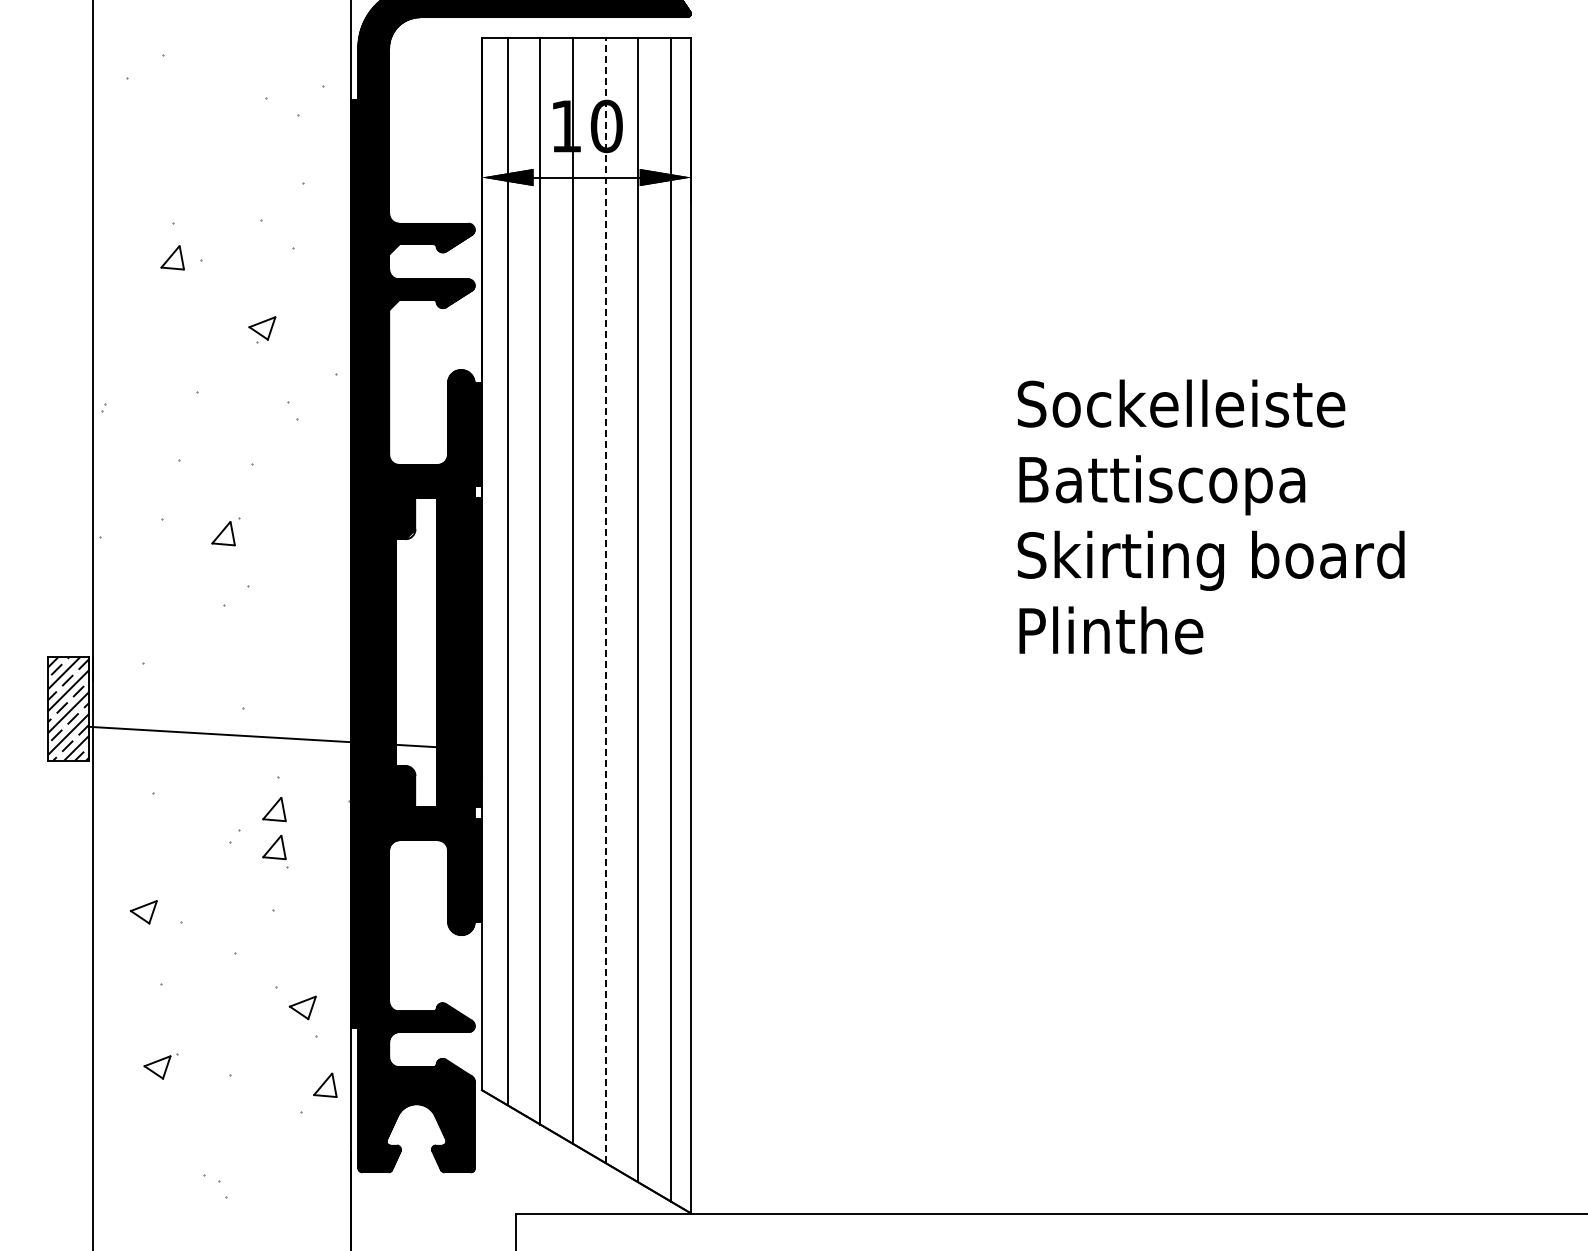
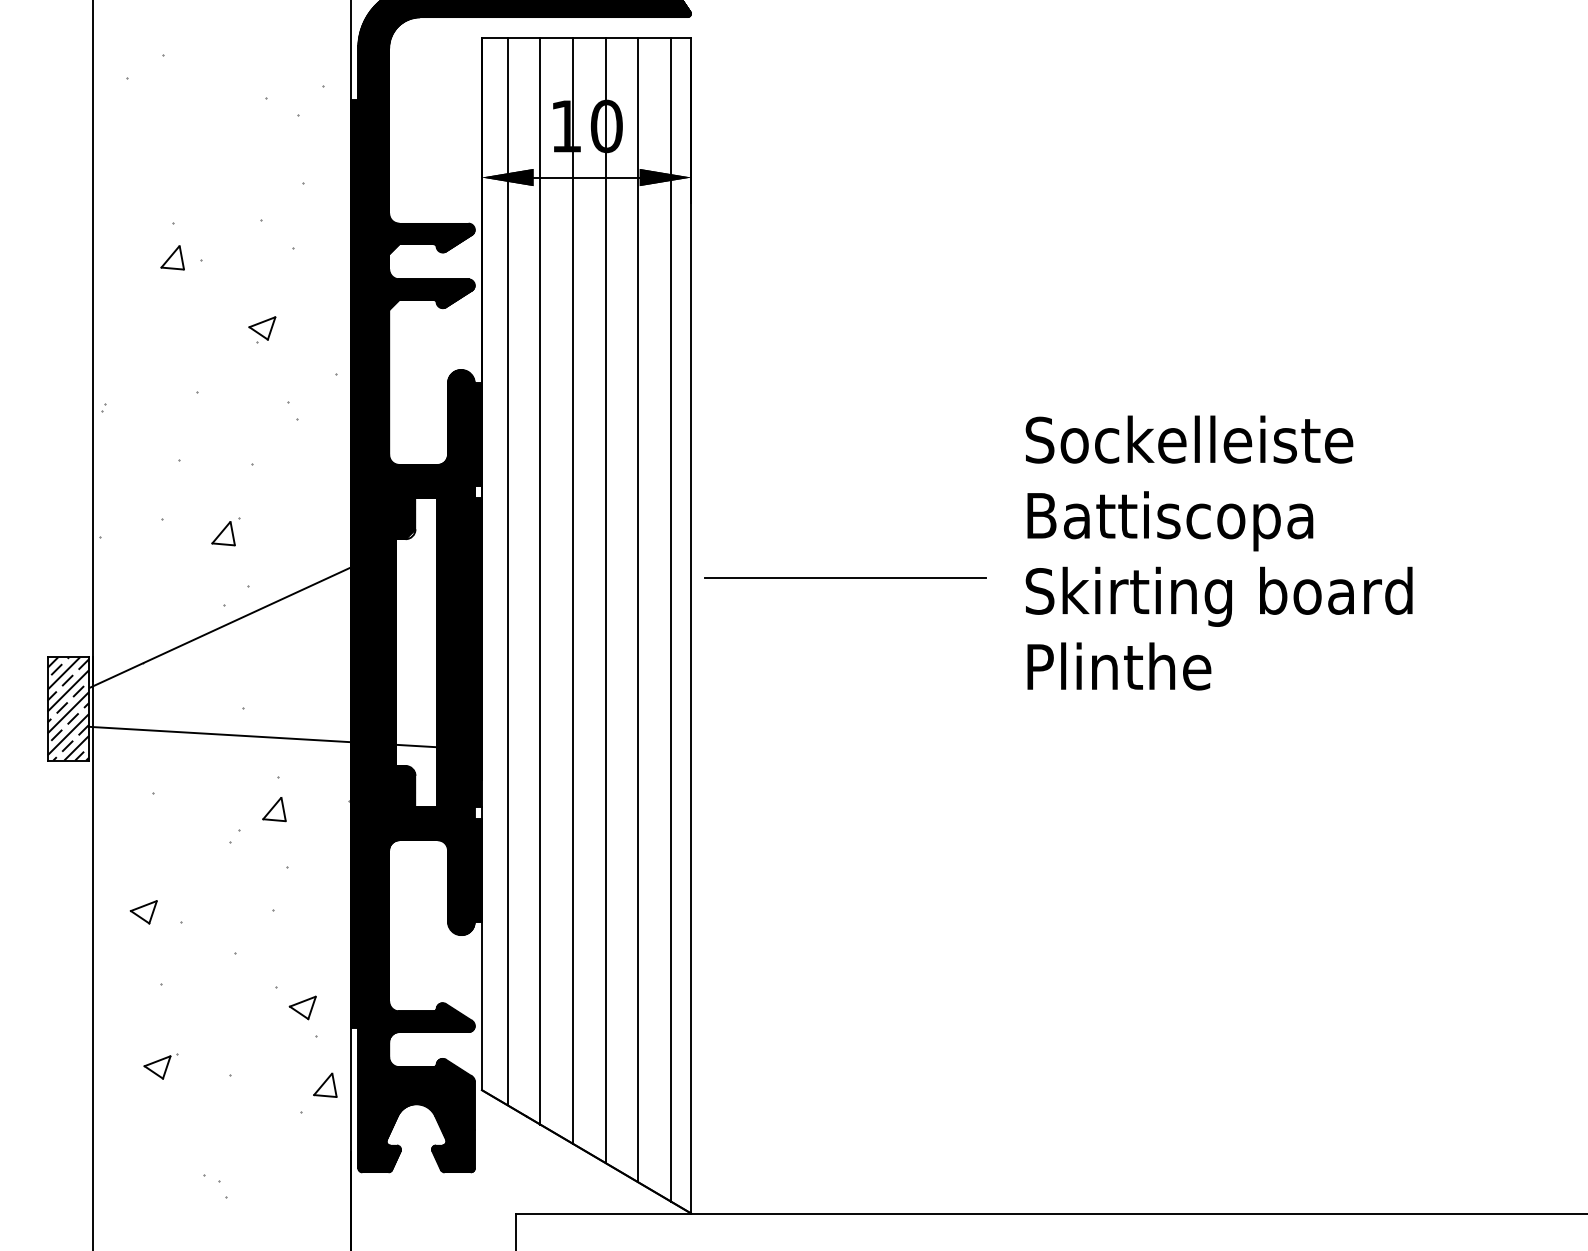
text position: (1210, 516) -> (1218, 552) (1218, 552)
line: none -> present (845, 577)
line: dashed -> solid (605, 600)
line: none -> present (221, 626)
part: present -> none (274, 847)
